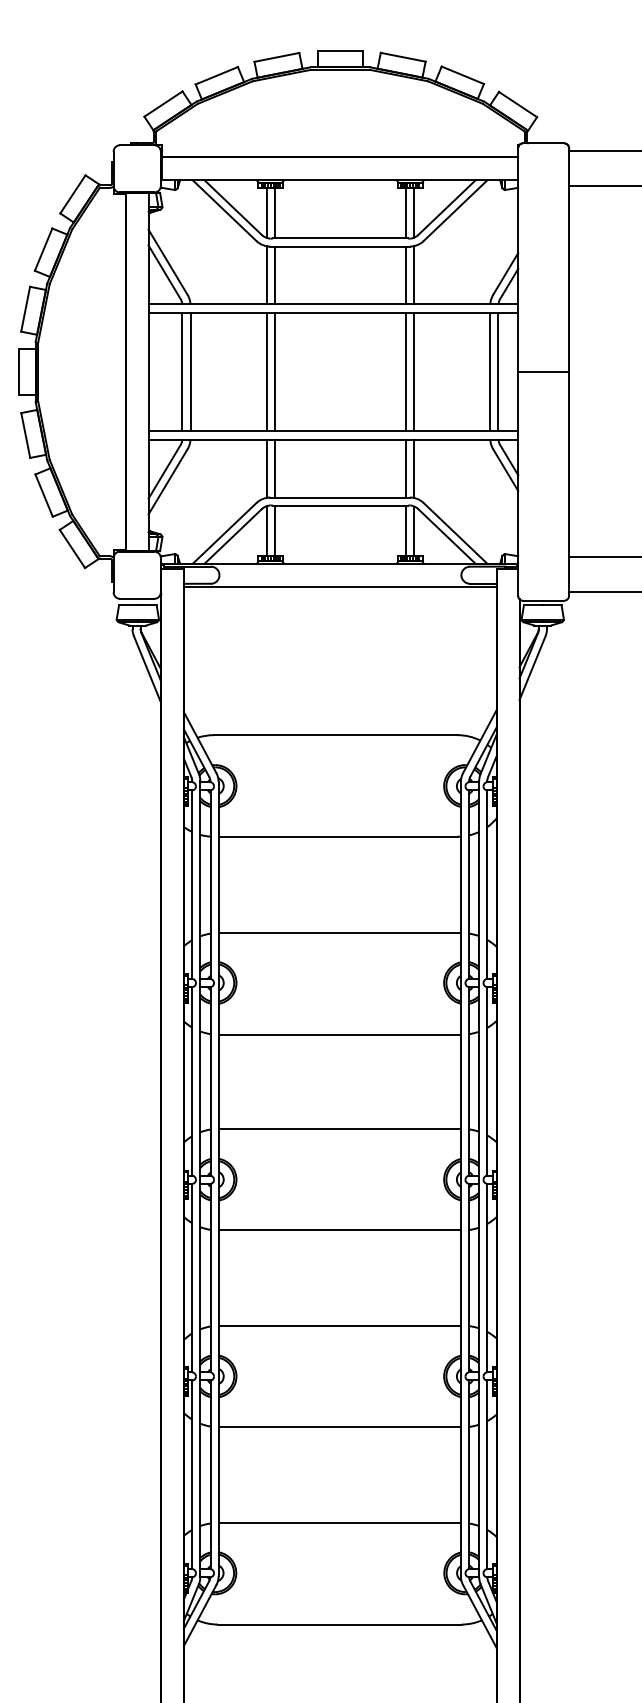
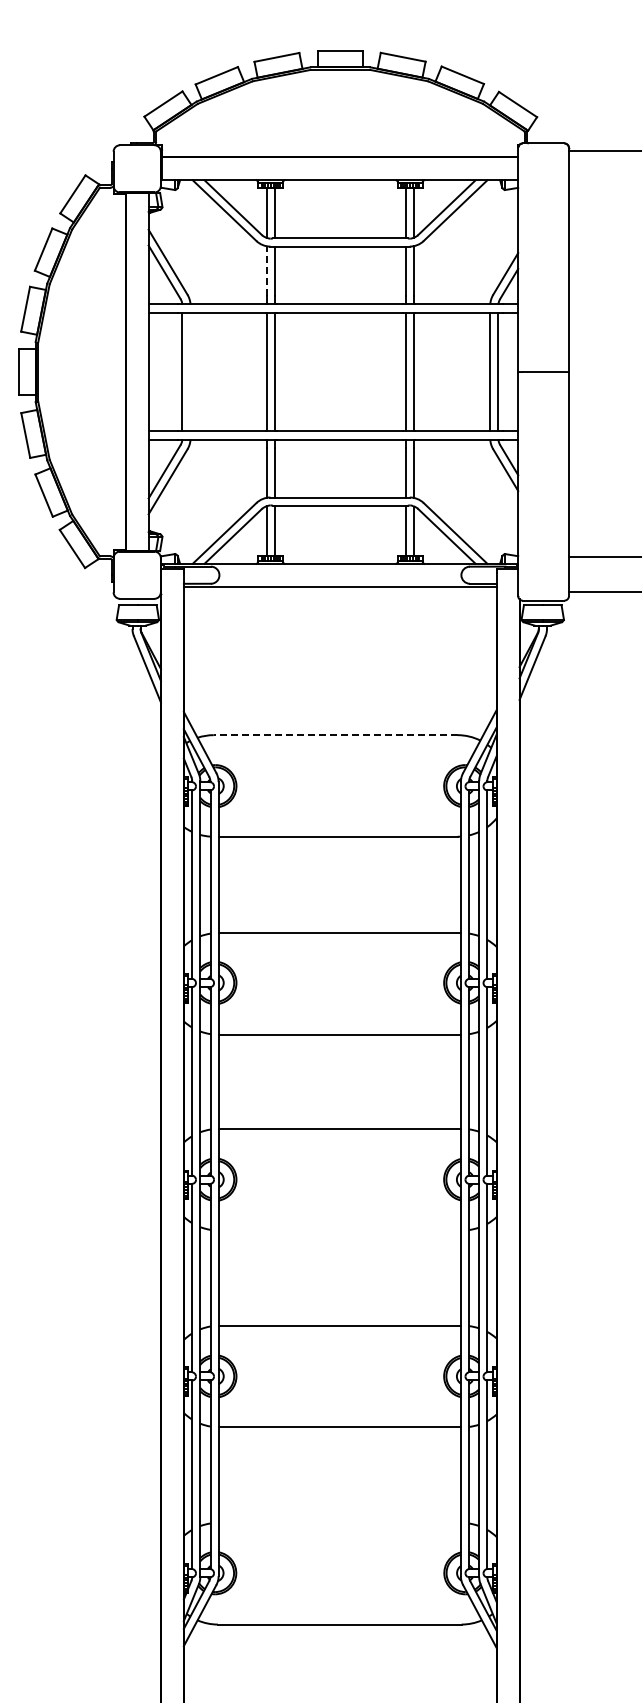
line: present -> none (603, 185)
line: solid -> dashed (266, 270)
line: present -> none (190, 371)
line: solid -> dashed (335, 735)
line: present -> none (339, 1230)
line: present -> none (339, 1522)
